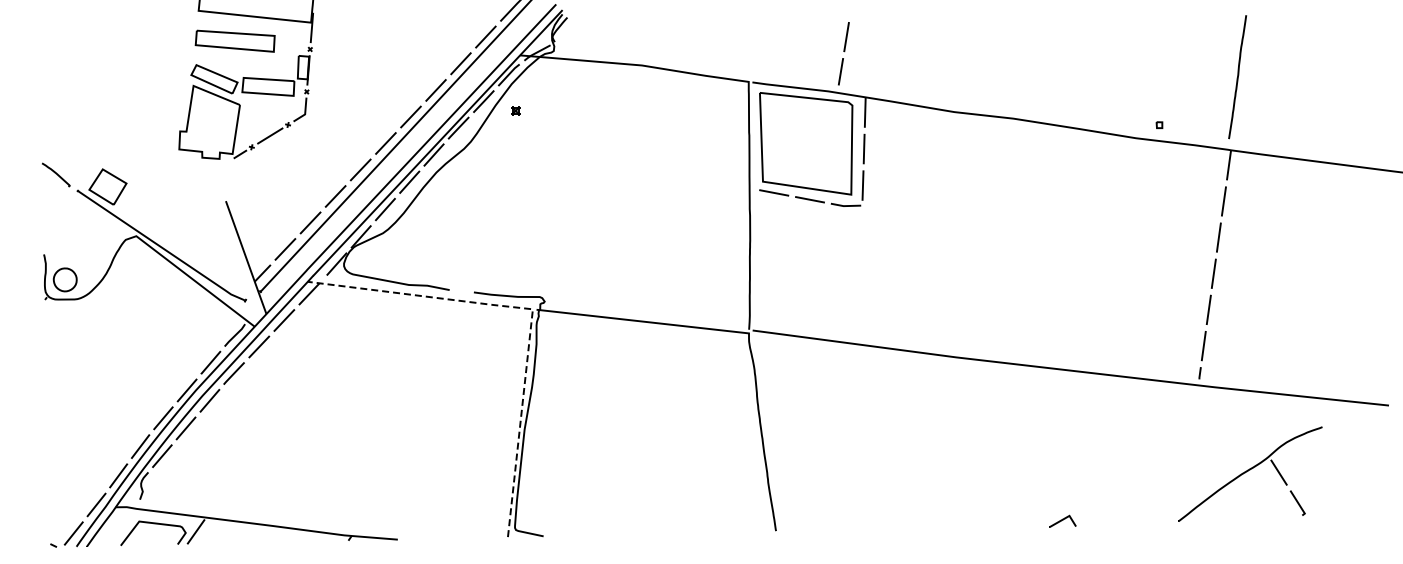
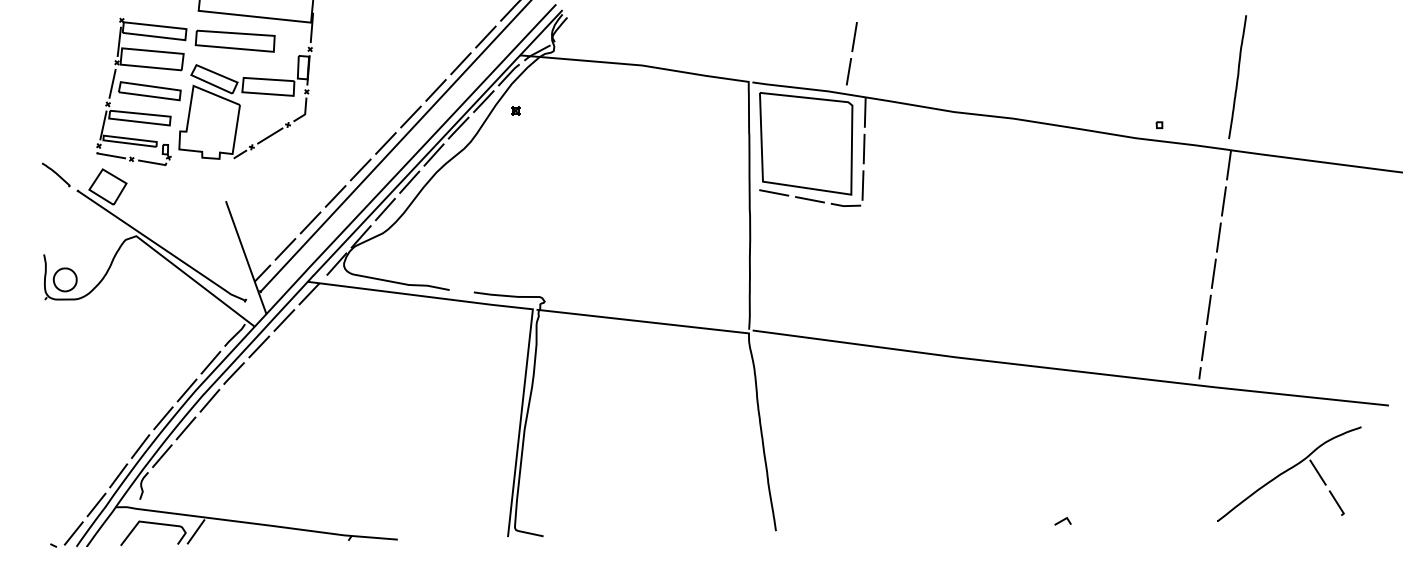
line position: (844, 52) -> (852, 52) (852, 52)
part: none -> present (141, 91)
line: dashed -> solid (532, 309)
part position: (1250, 473) -> (1289, 473) (1289, 473)
part size: 28x14 px -> 18x9 px (1062, 521)
